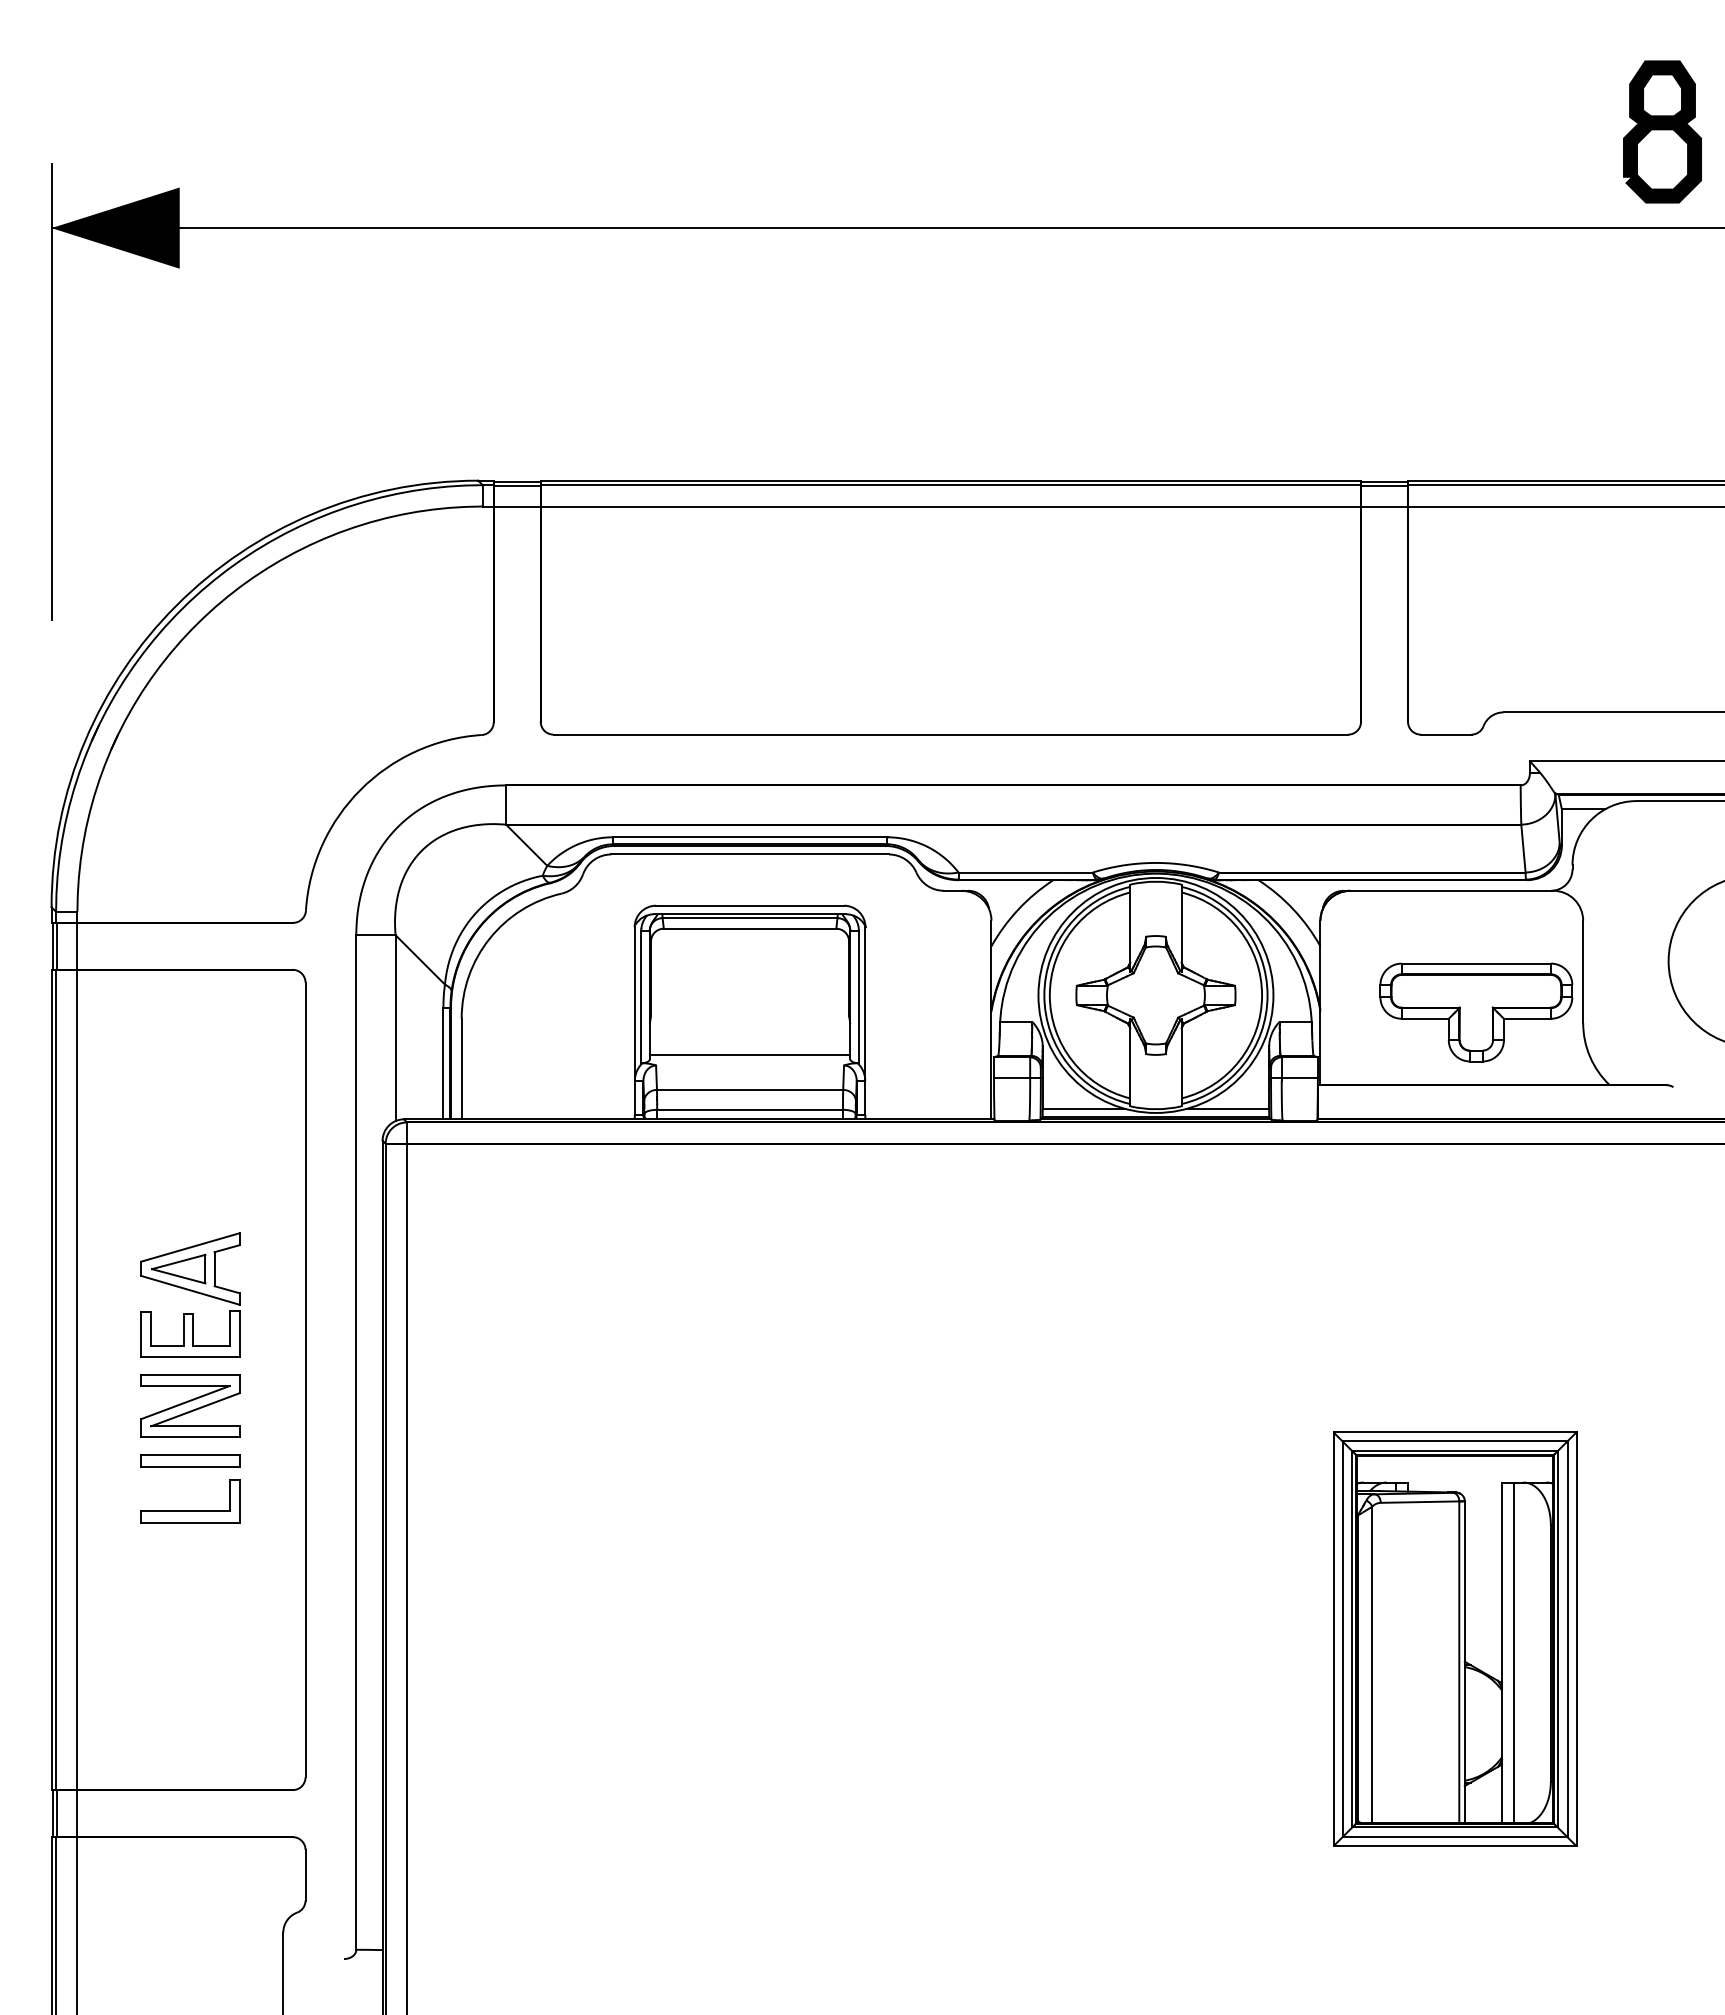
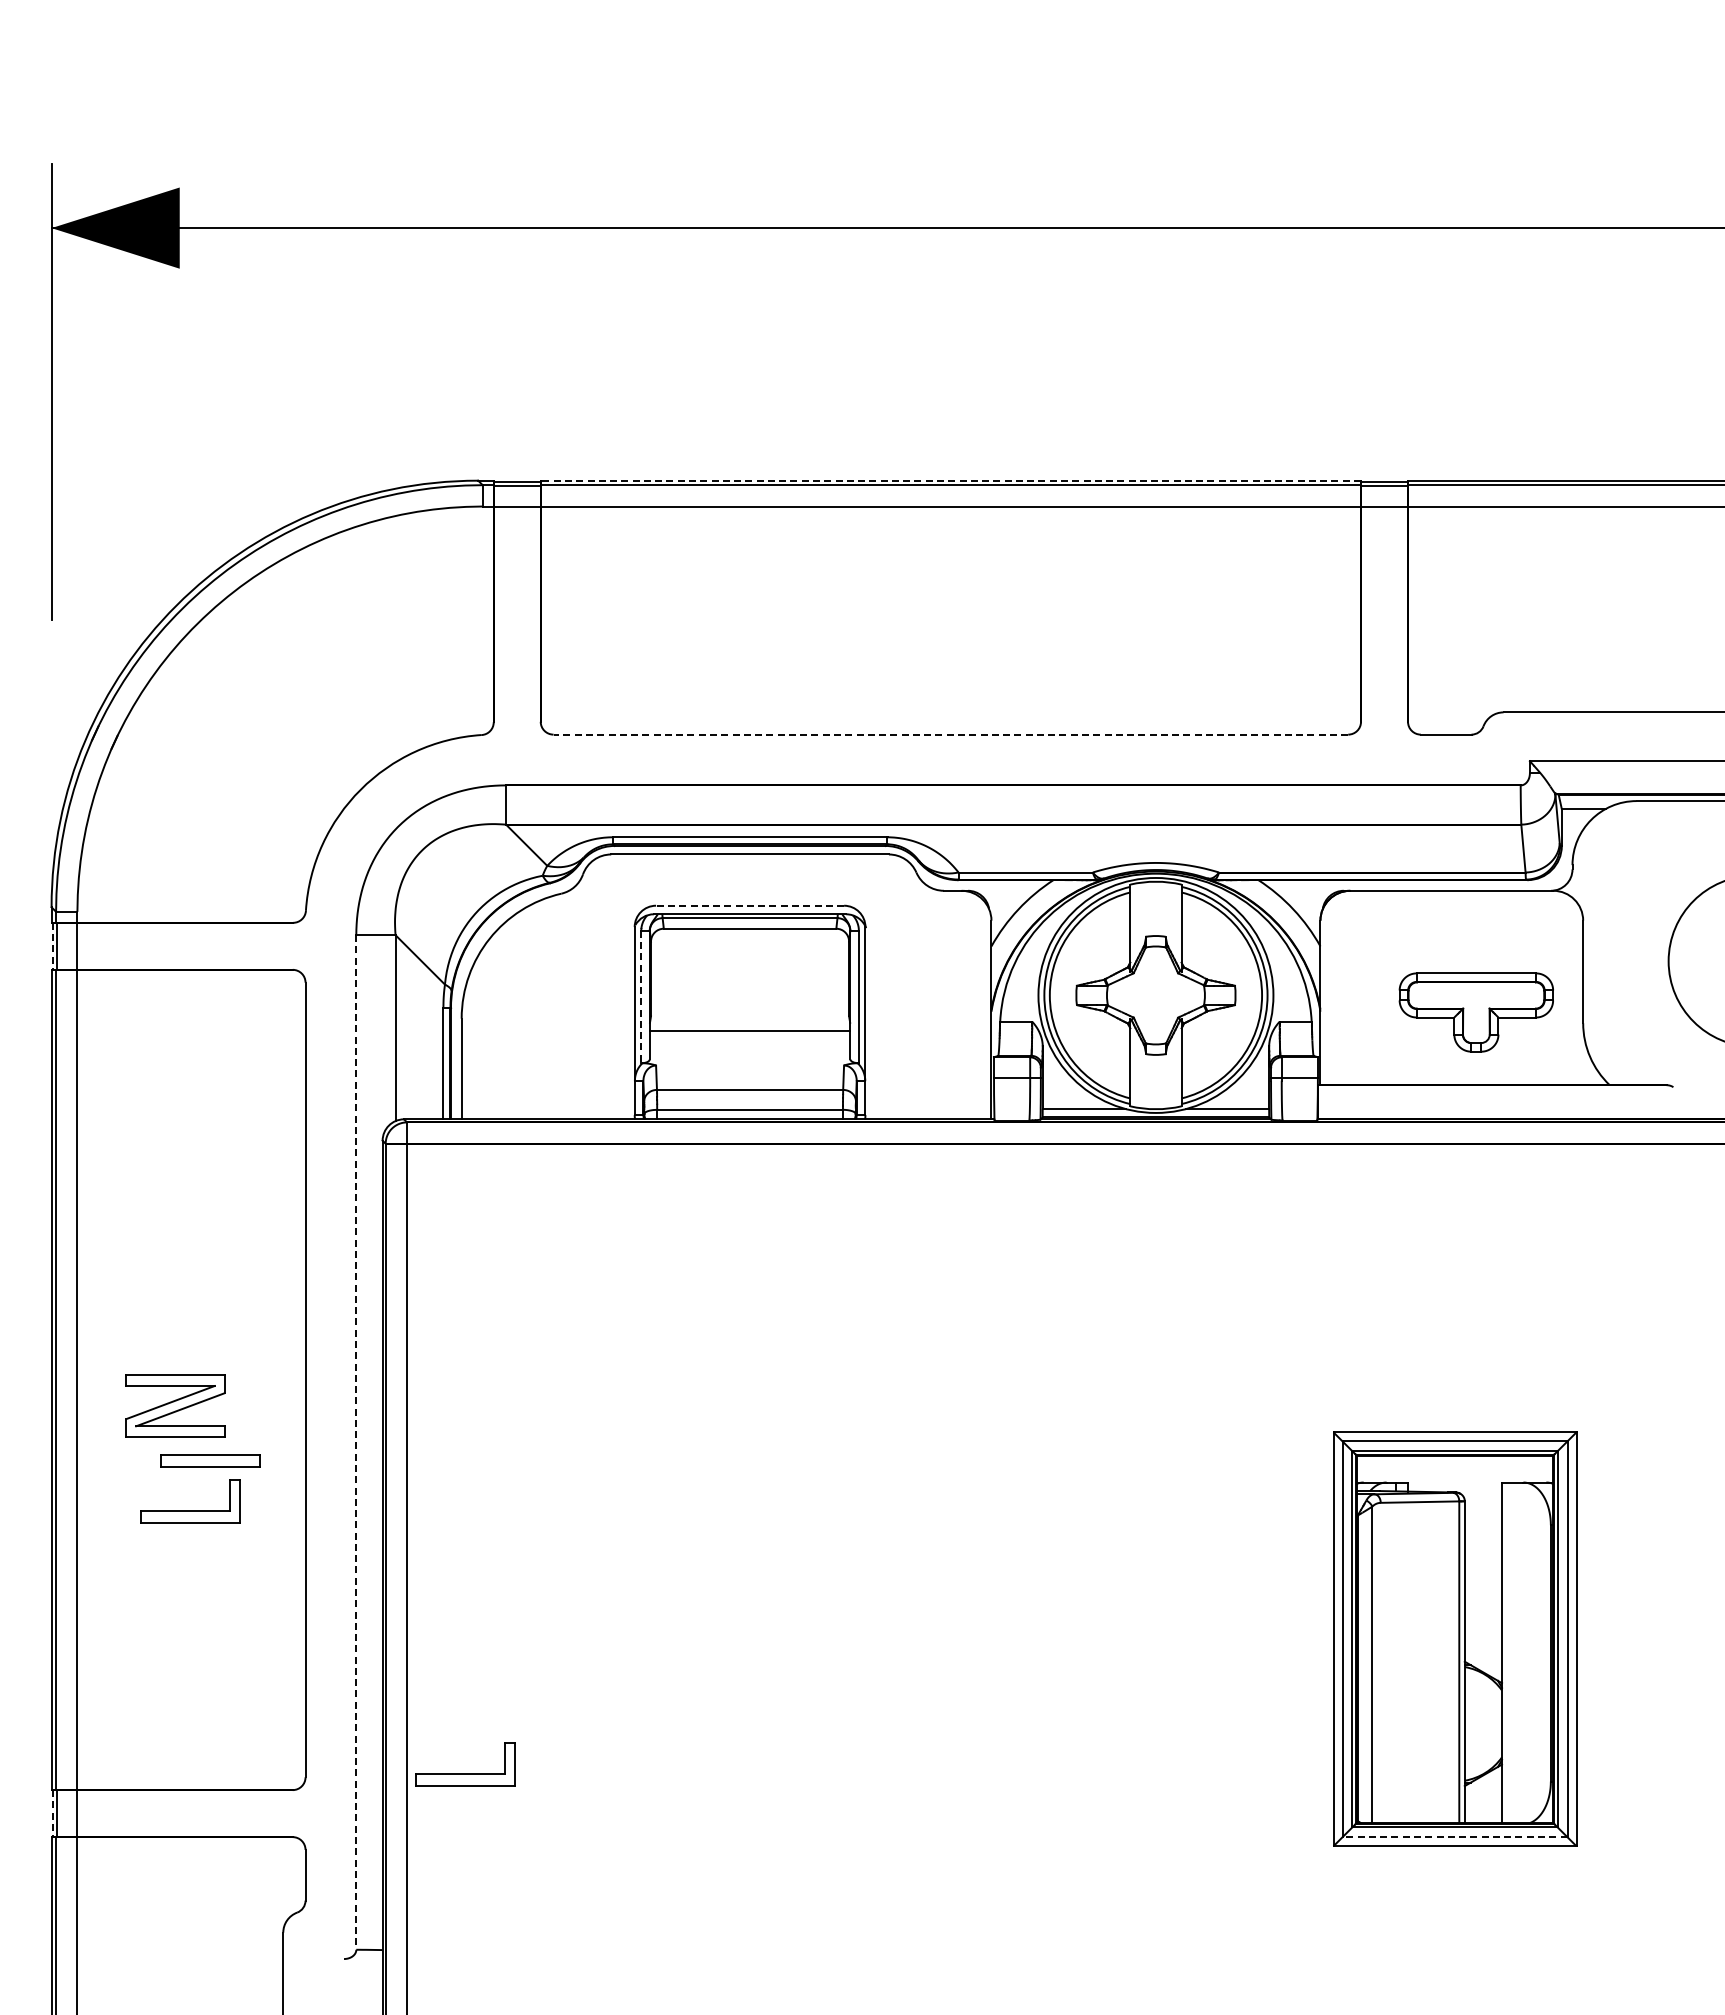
part: present -> none (1662, 131)
line: solid -> dashed (950, 480)
line: solid -> dashed (950, 734)
line: solid -> dashed (750, 905)
line: solid -> dashed (52, 946)
line: solid -> dashed (641, 997)
part size: 195x101 px -> 156x81 px (1475, 1012)
line position: (749, 1055) -> (749, 1031) (749, 1031)
part: present -> none (190, 1294)
part position: (190, 1405) -> (175, 1405) (175, 1405)
line: solid -> dashed (356, 1442)
part position: (190, 1460) -> (210, 1460) (210, 1460)
line: present -> none (1514, 1652)
part: none -> present (465, 1773)
line: solid -> dashed (52, 1814)
line: solid -> dashed (1455, 1837)
